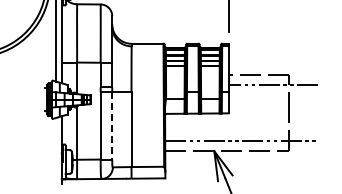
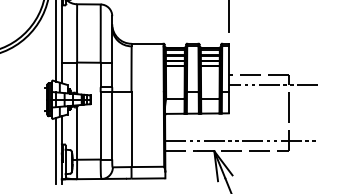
line: dashed -> solid (112, 125)
line: none -> present (56, 150)
